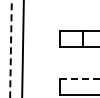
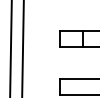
line: dashed -> solid (10, 49)
line: dashed -> solid (79, 79)
